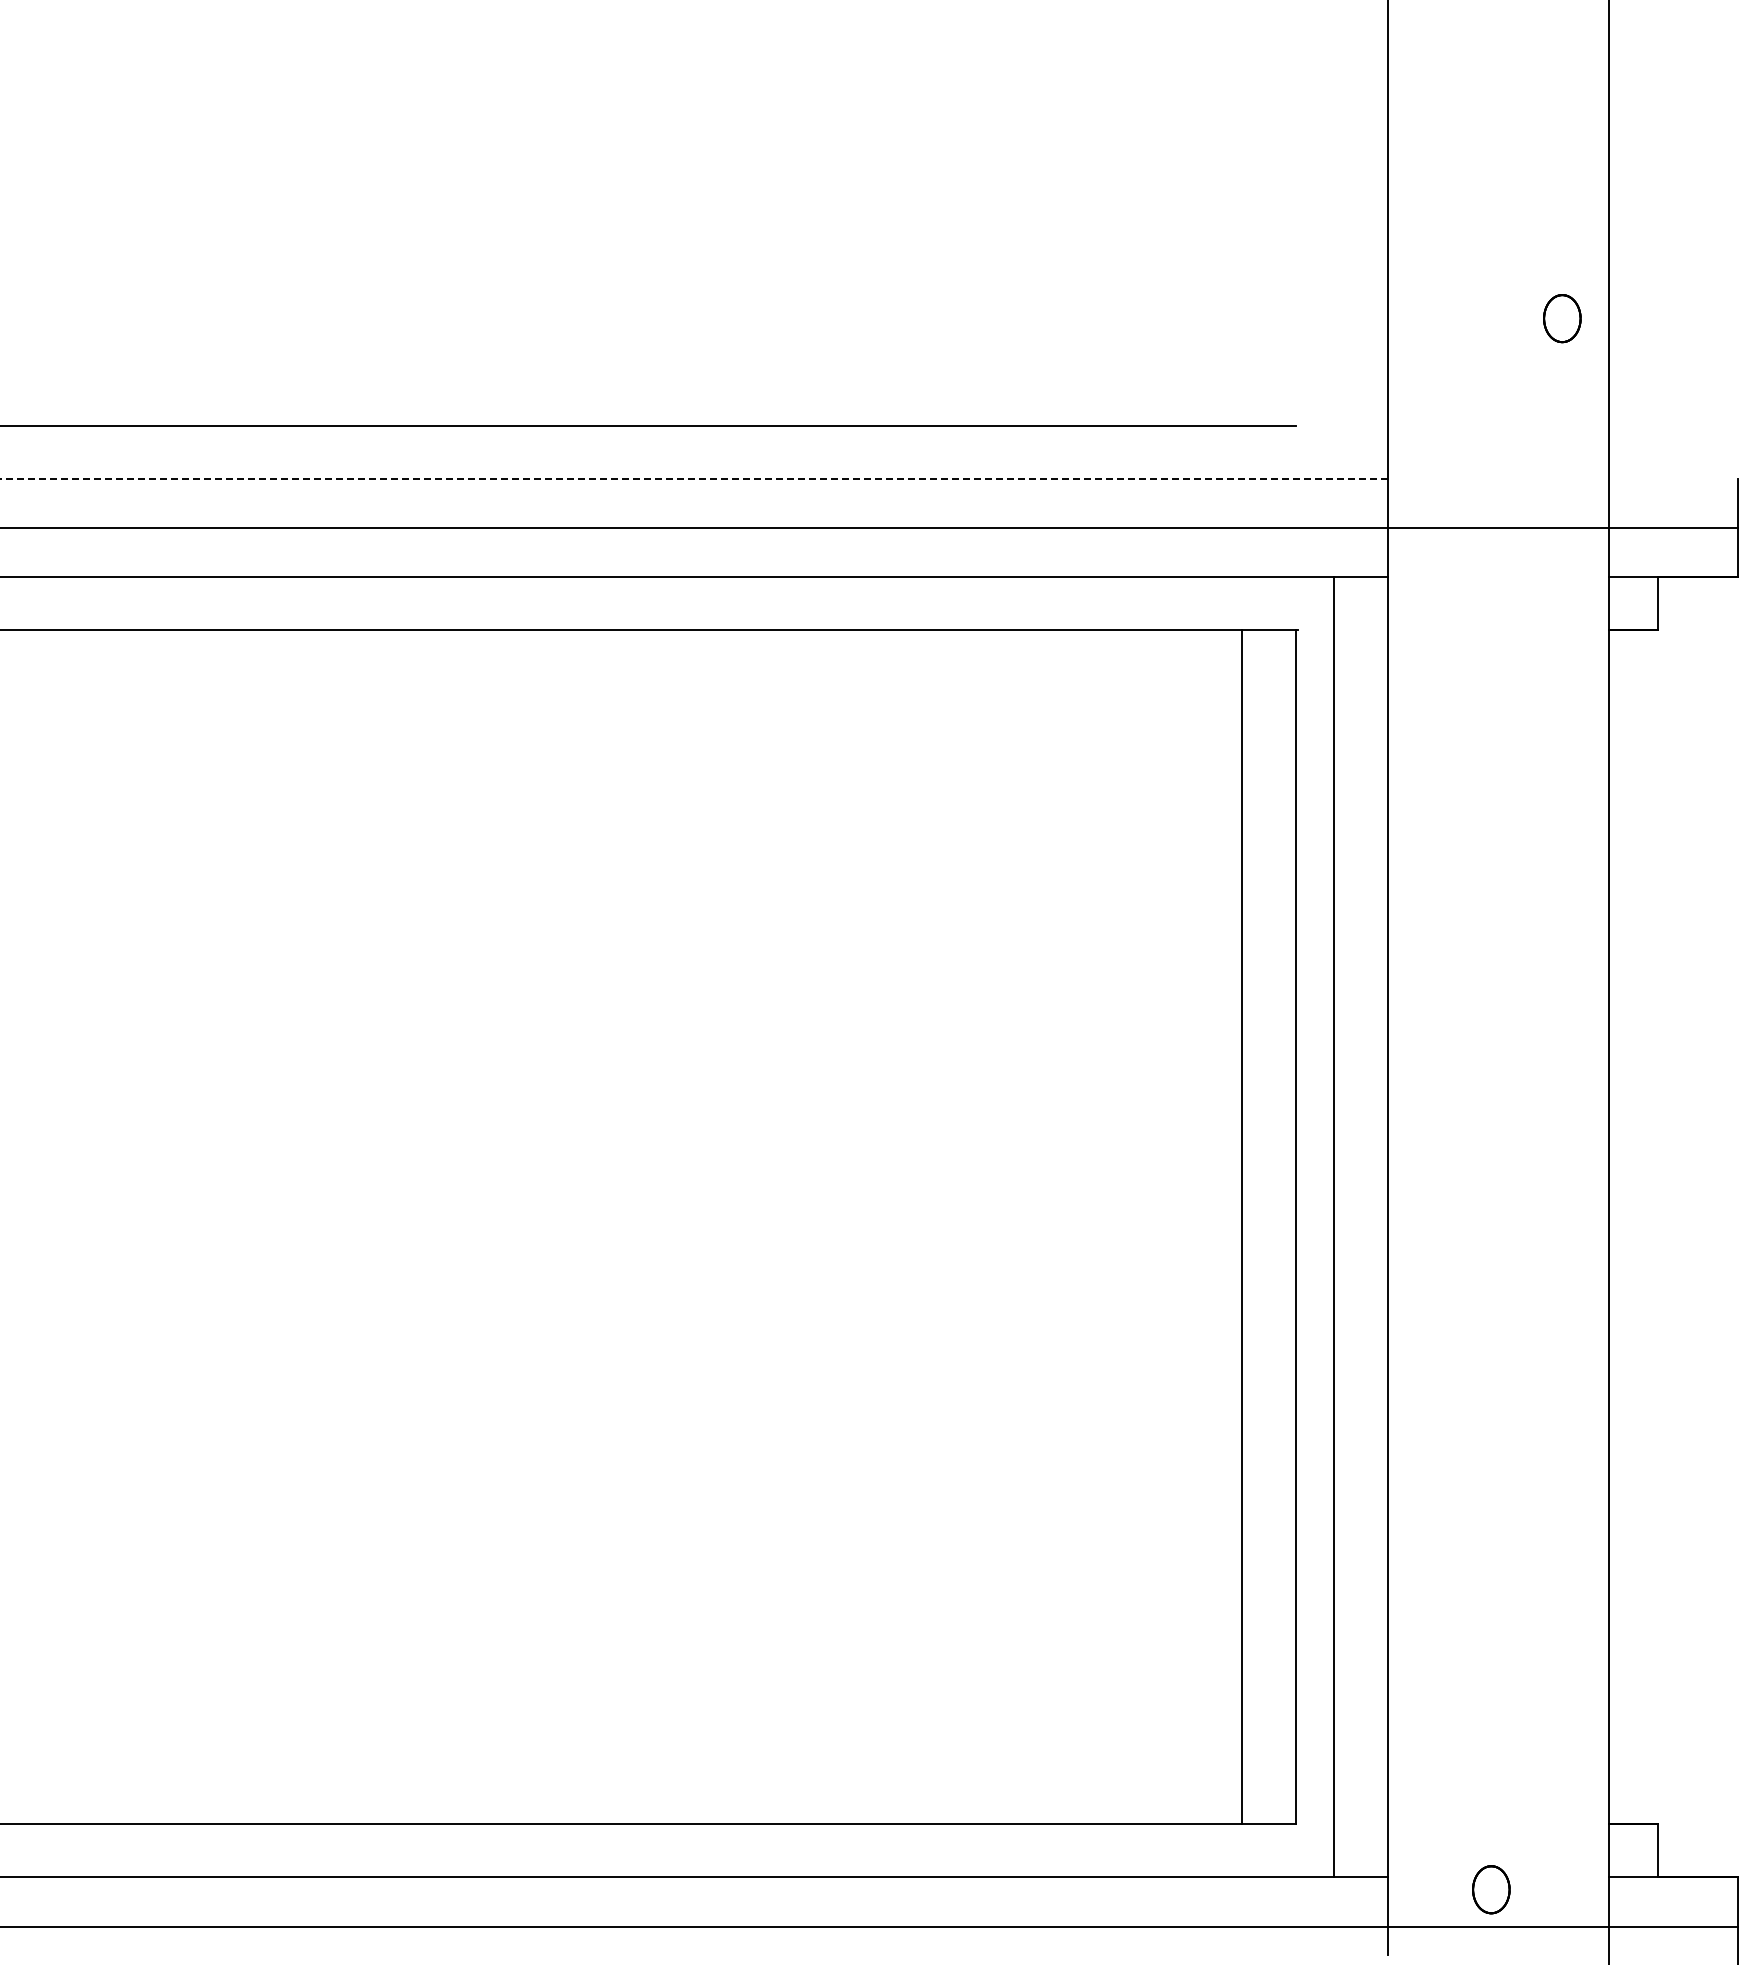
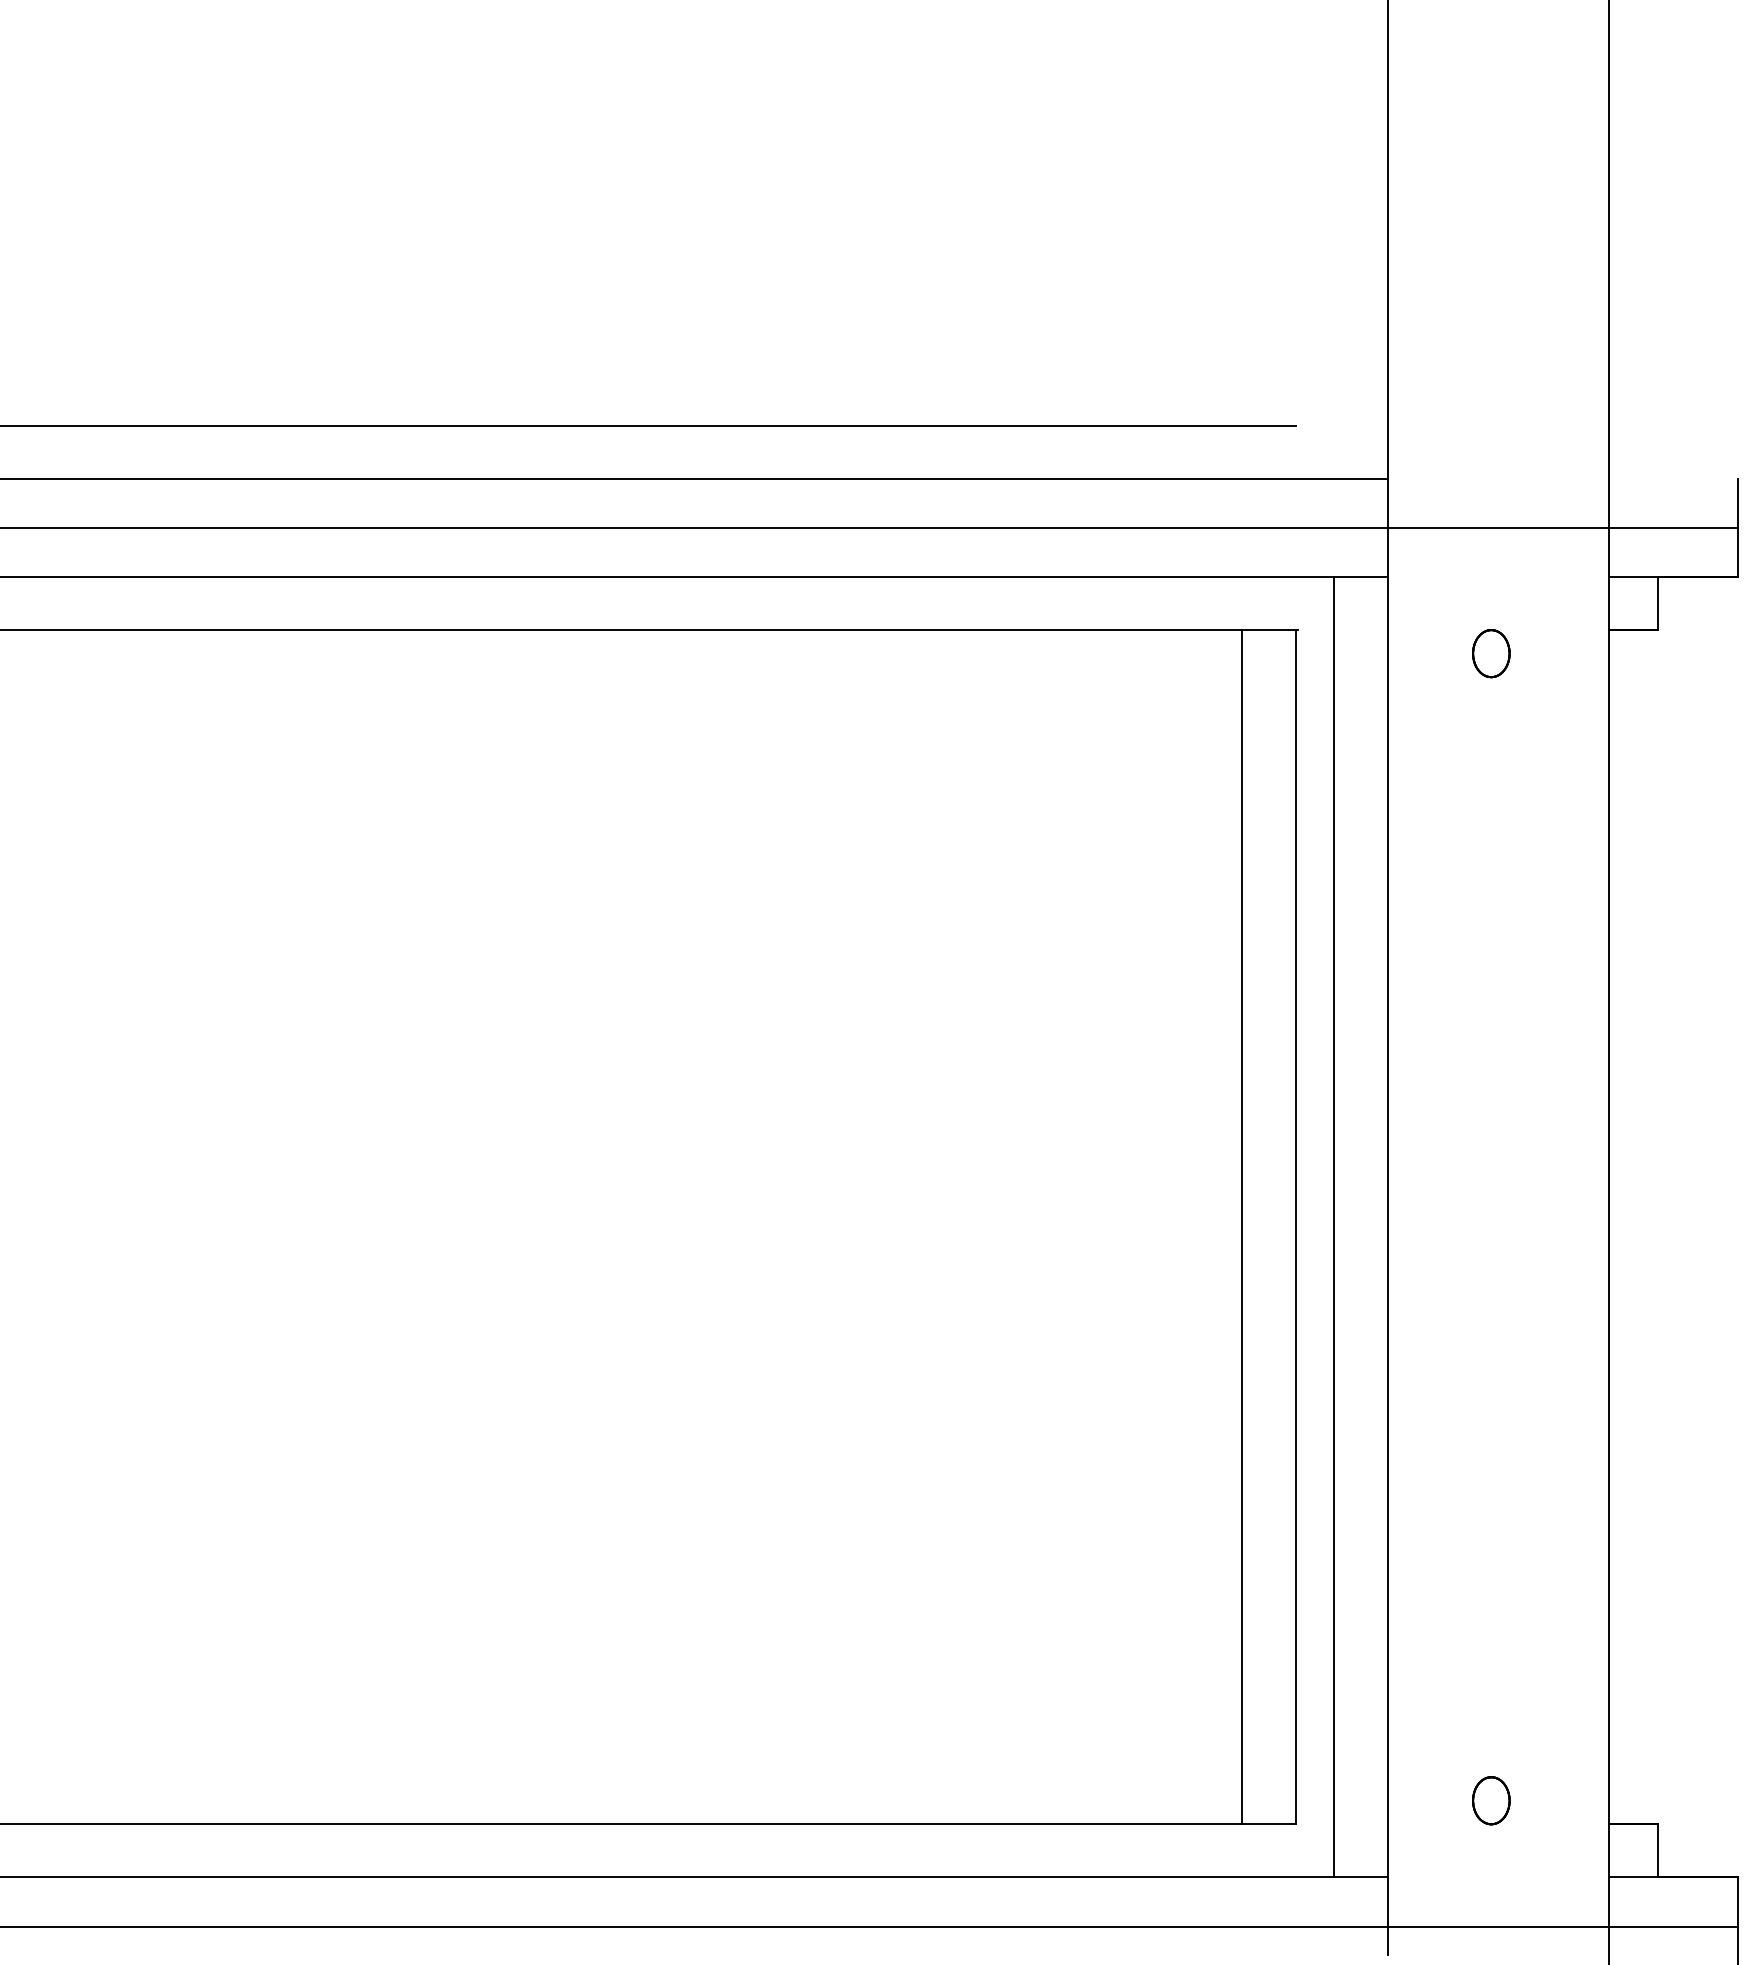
part position: (1562, 318) -> (1491, 653) (1491, 653)
line: dashed -> solid (693, 478)
part position: (1491, 1889) -> (1491, 1800) (1491, 1800)
